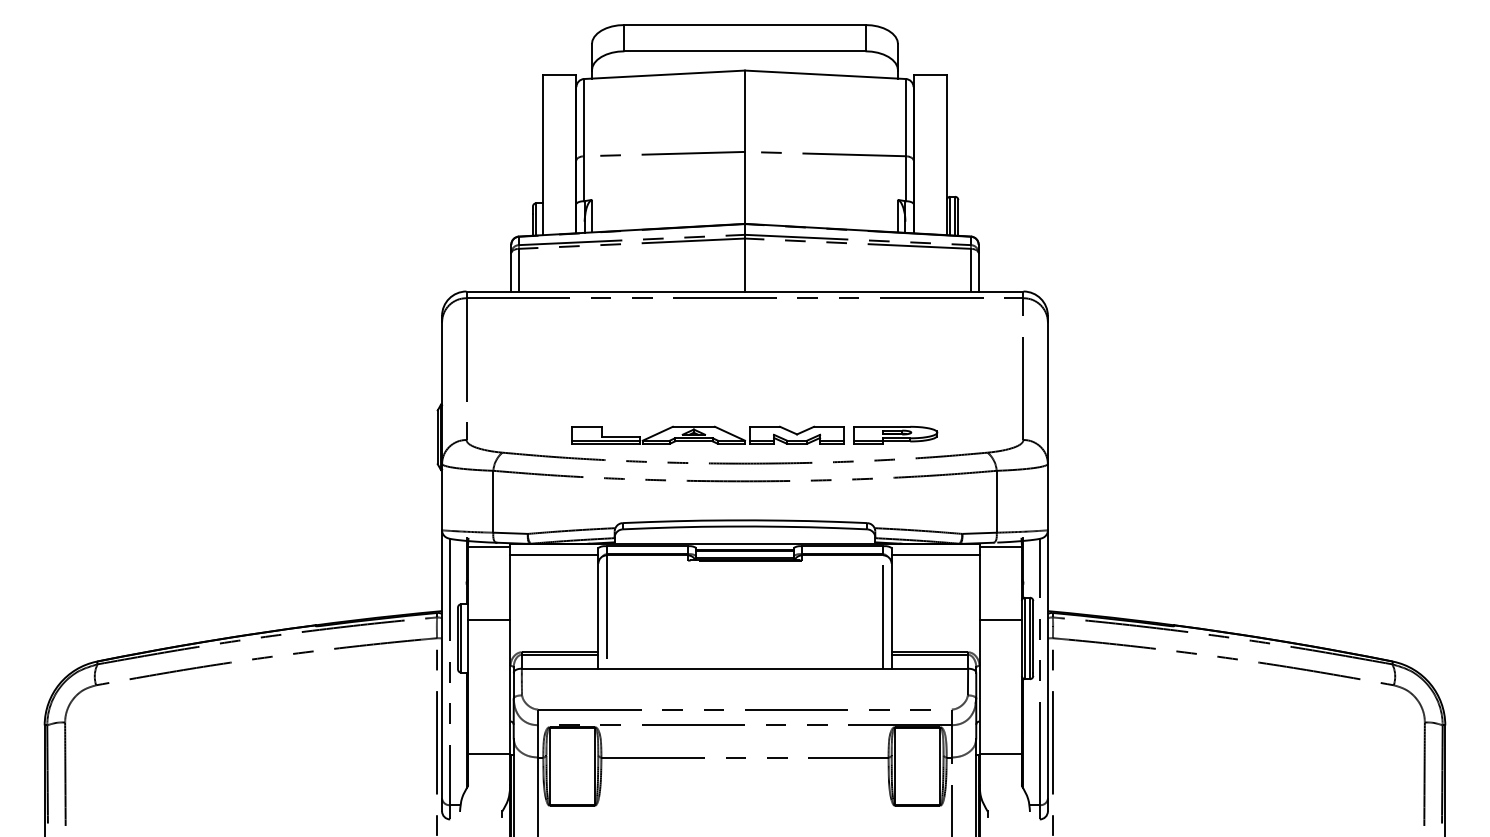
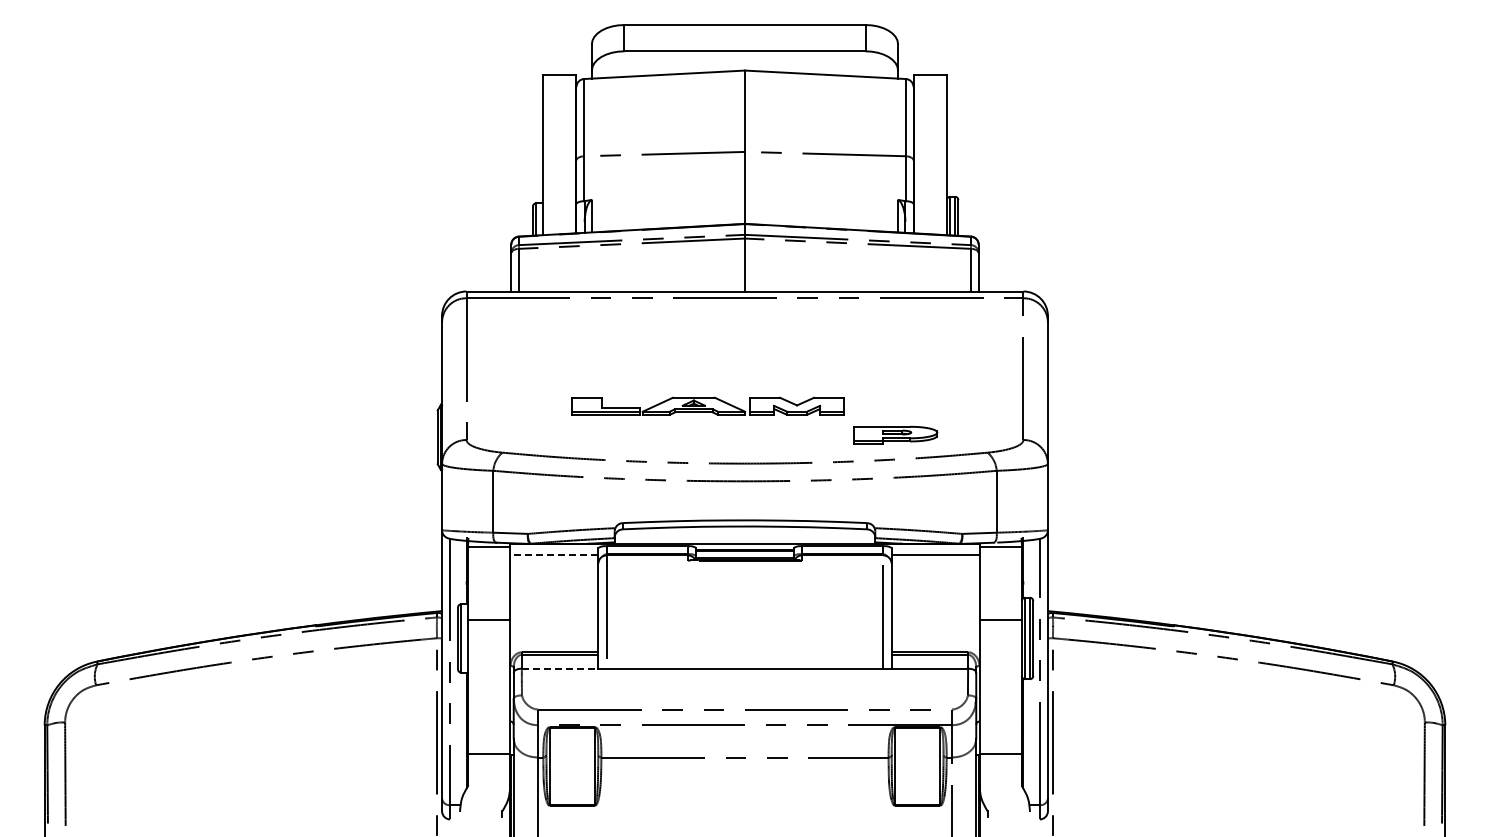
part position: (707, 434) -> (707, 405) (707, 405)
line: solid -> dashed (554, 555)
line: solid -> dashed (560, 668)
